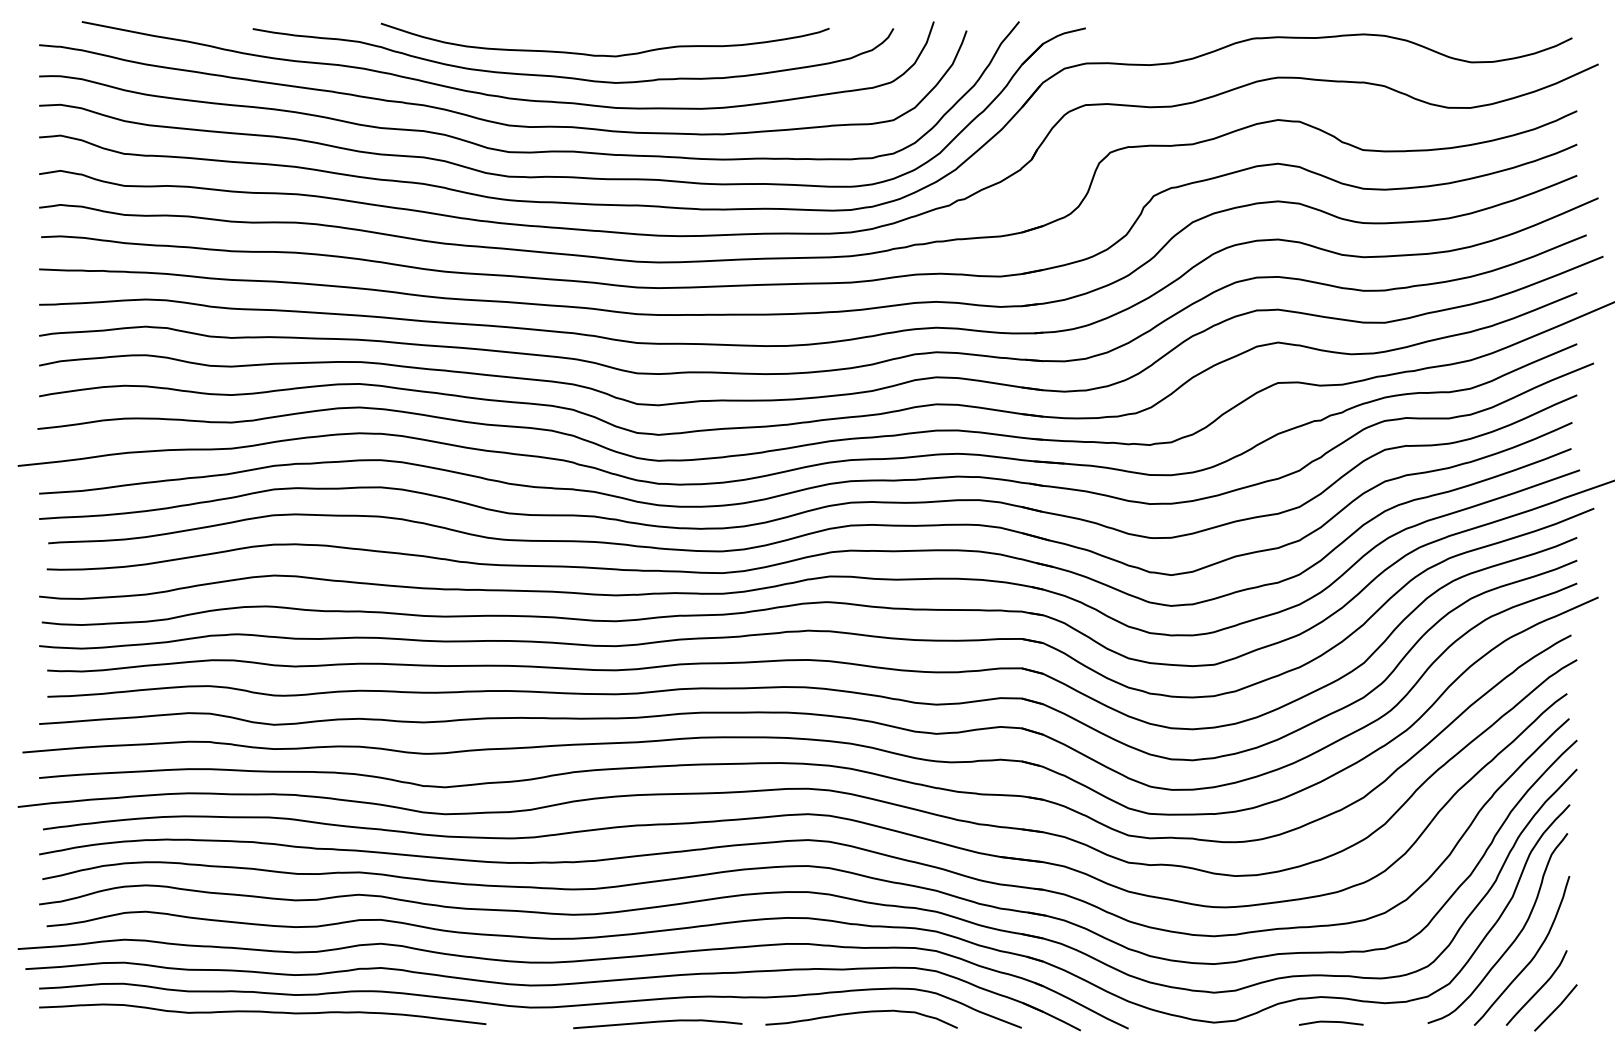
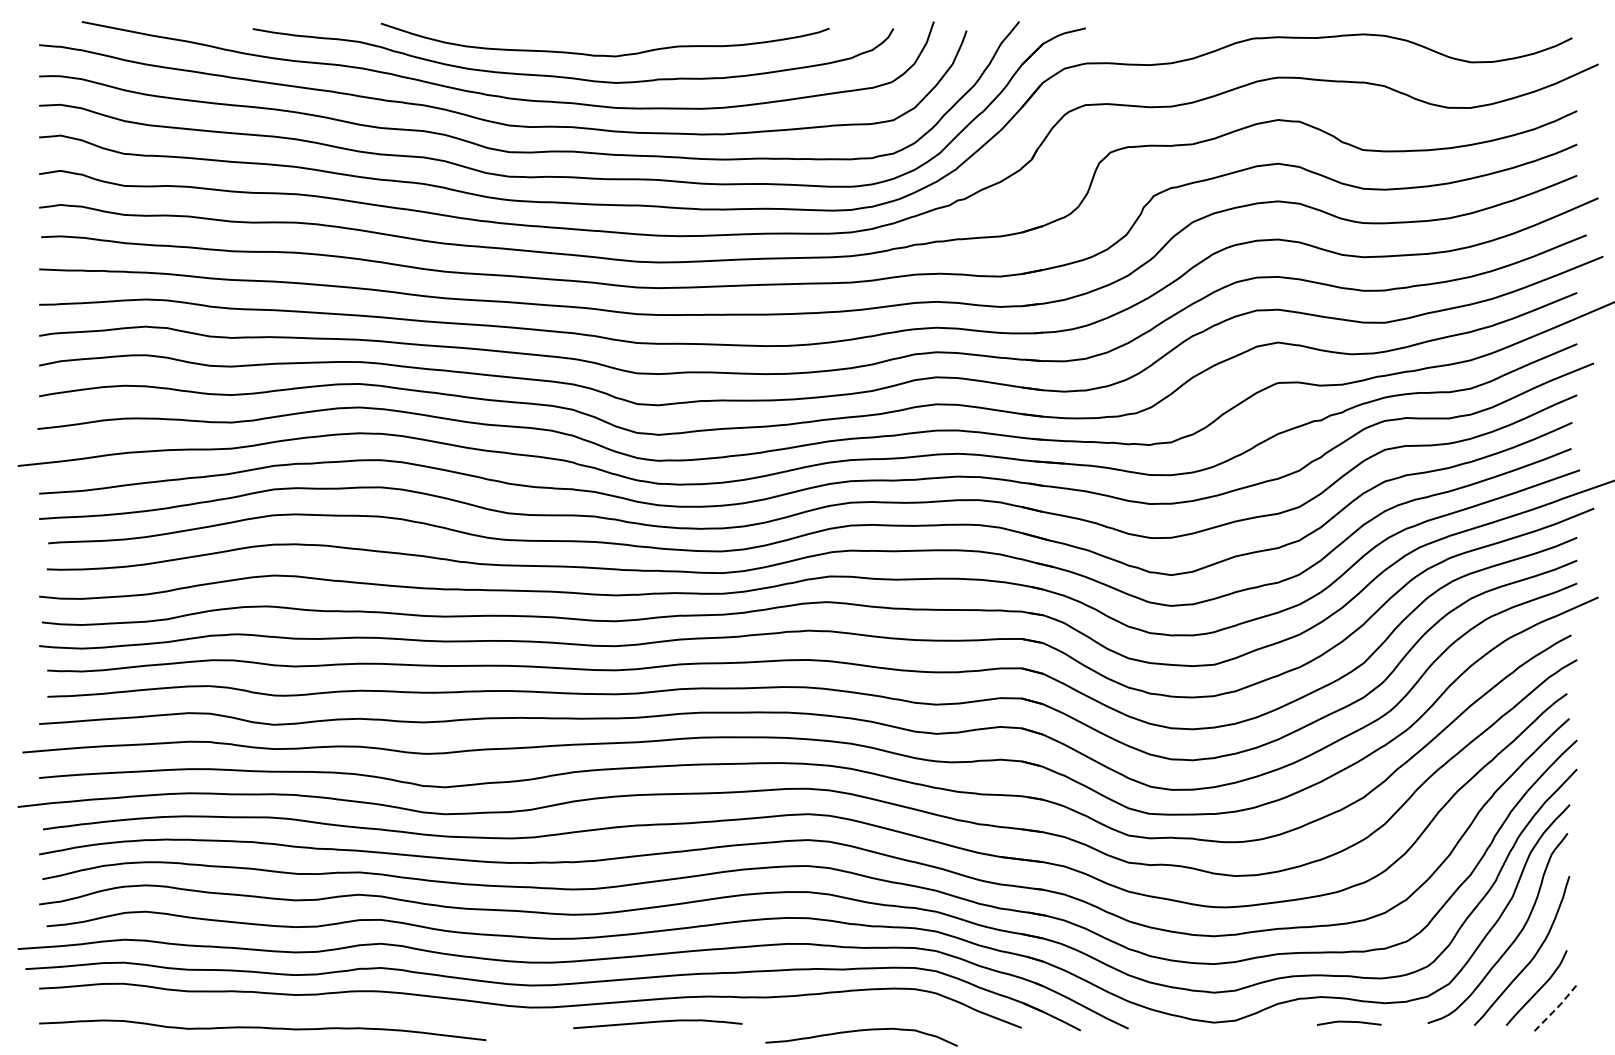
line: solid -> dashed (1557, 1007)
curve position: (262, 1012) -> (262, 1028) (262, 1028)
curve position: (861, 1013) -> (861, 1031) (861, 1031)
curve position: (1331, 1022) -> (1349, 1022) (1349, 1022)
